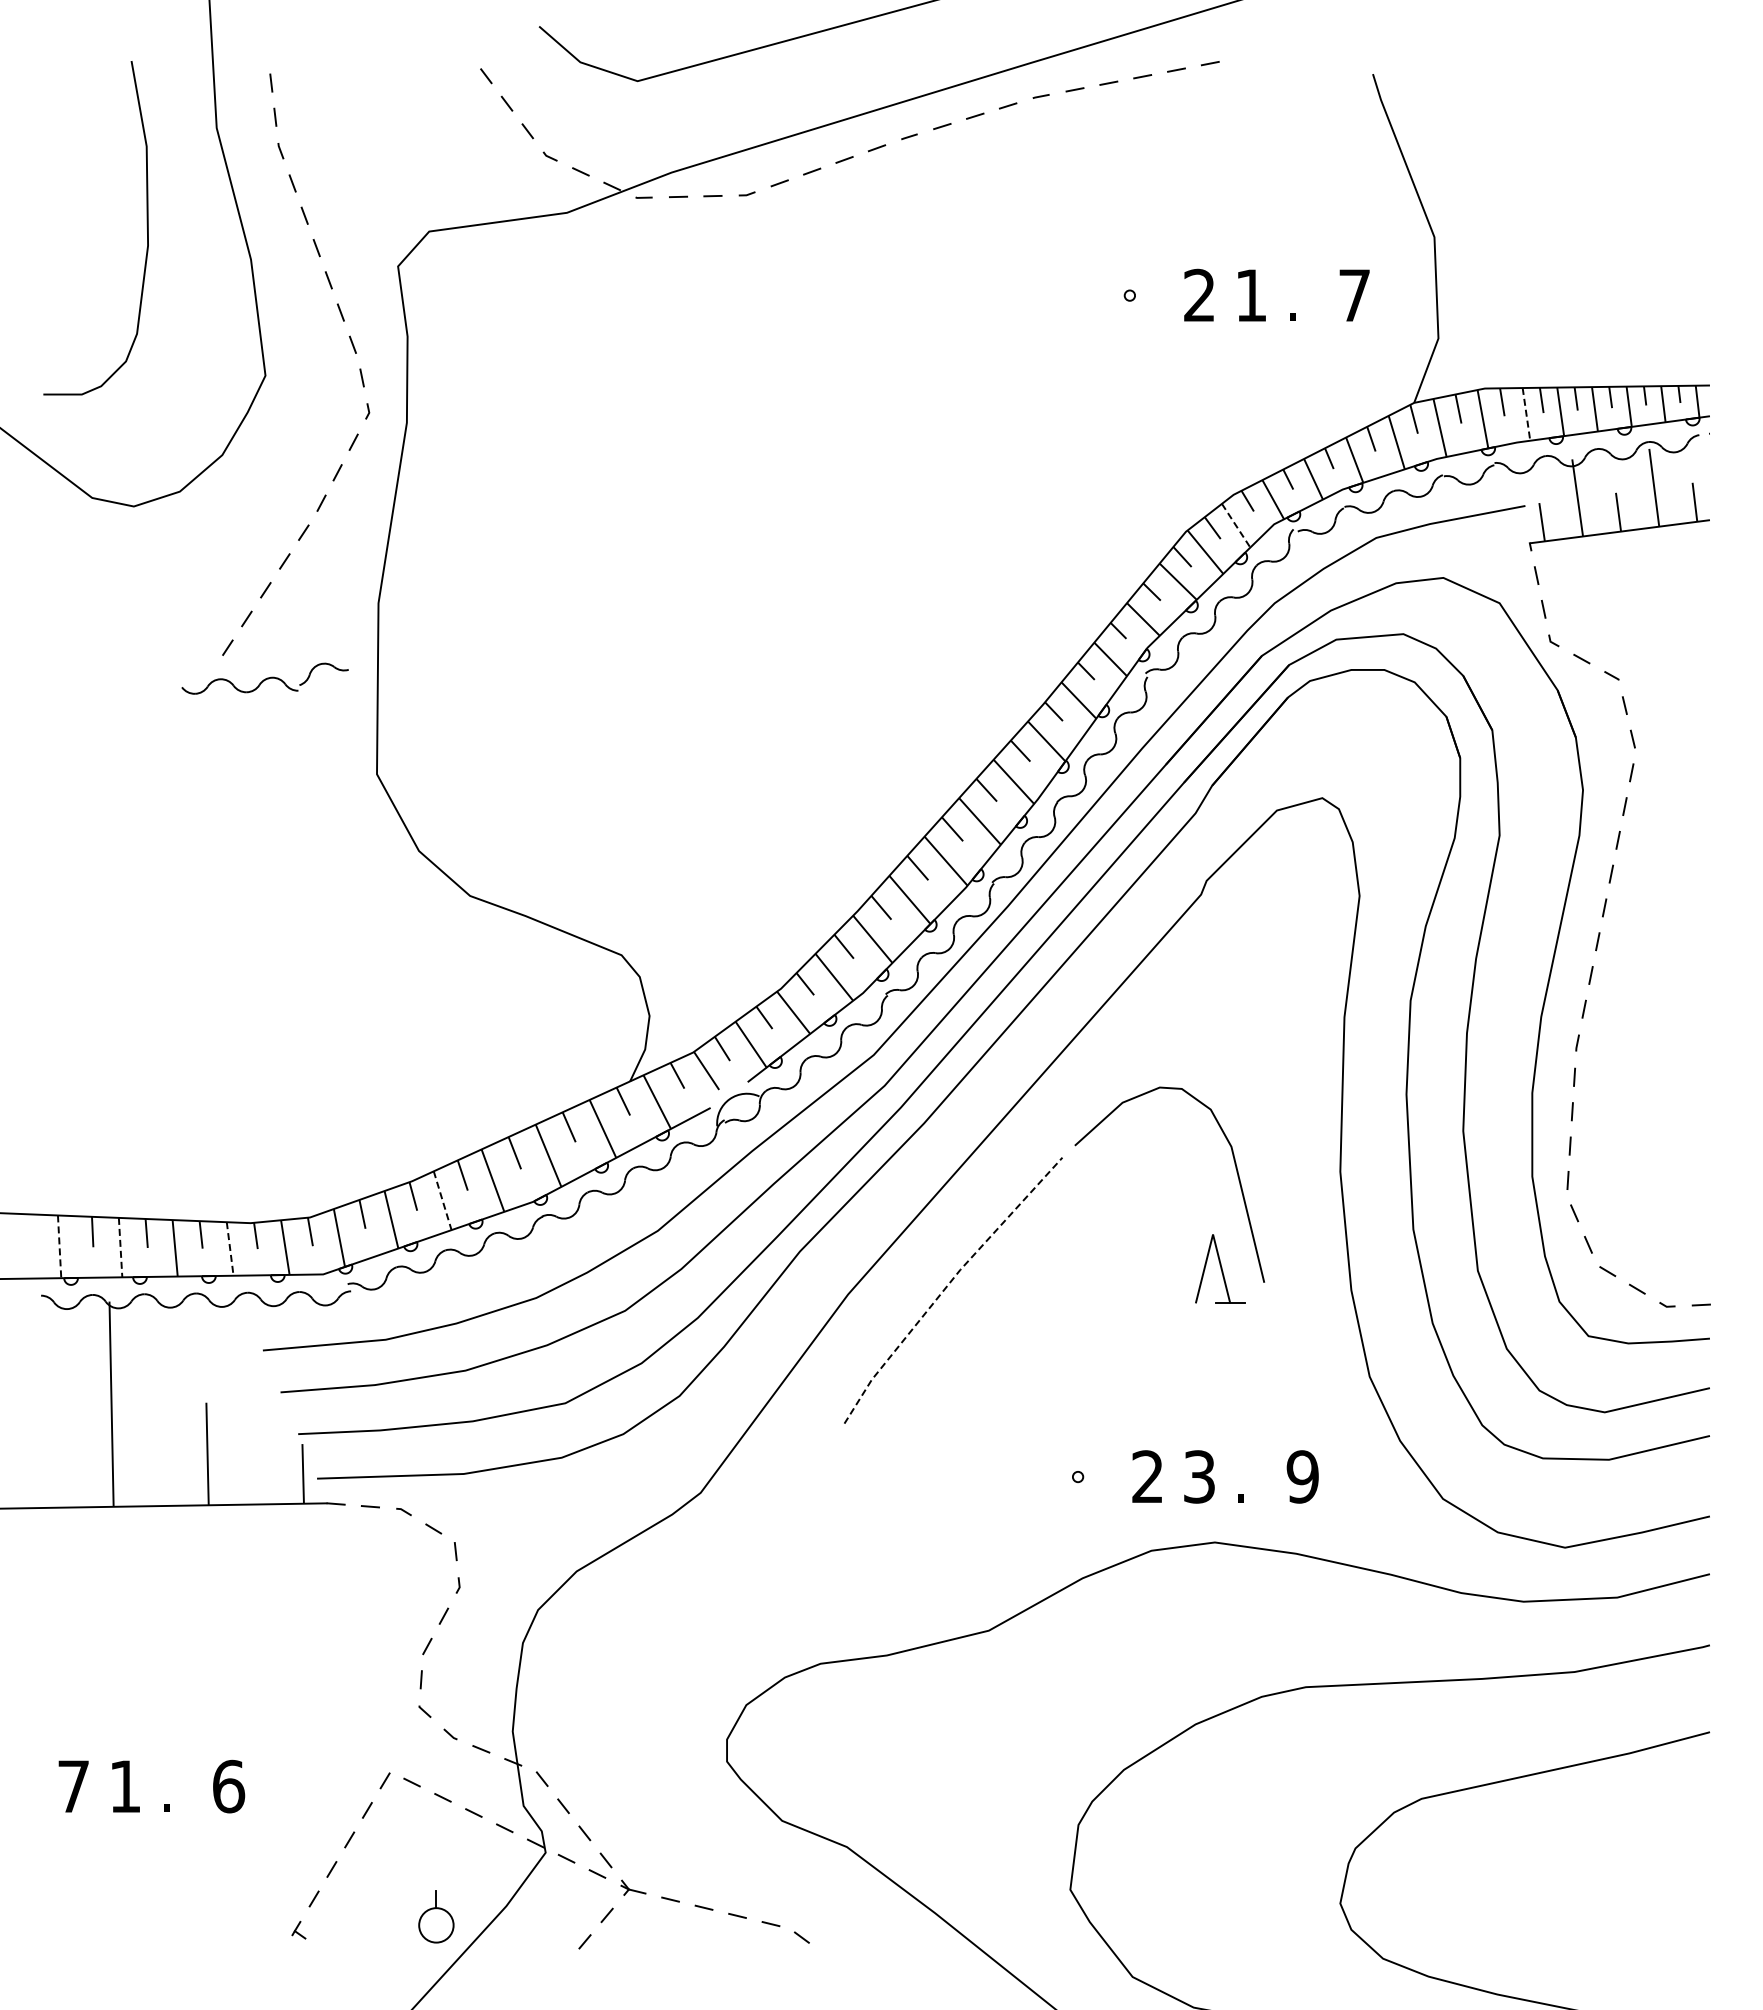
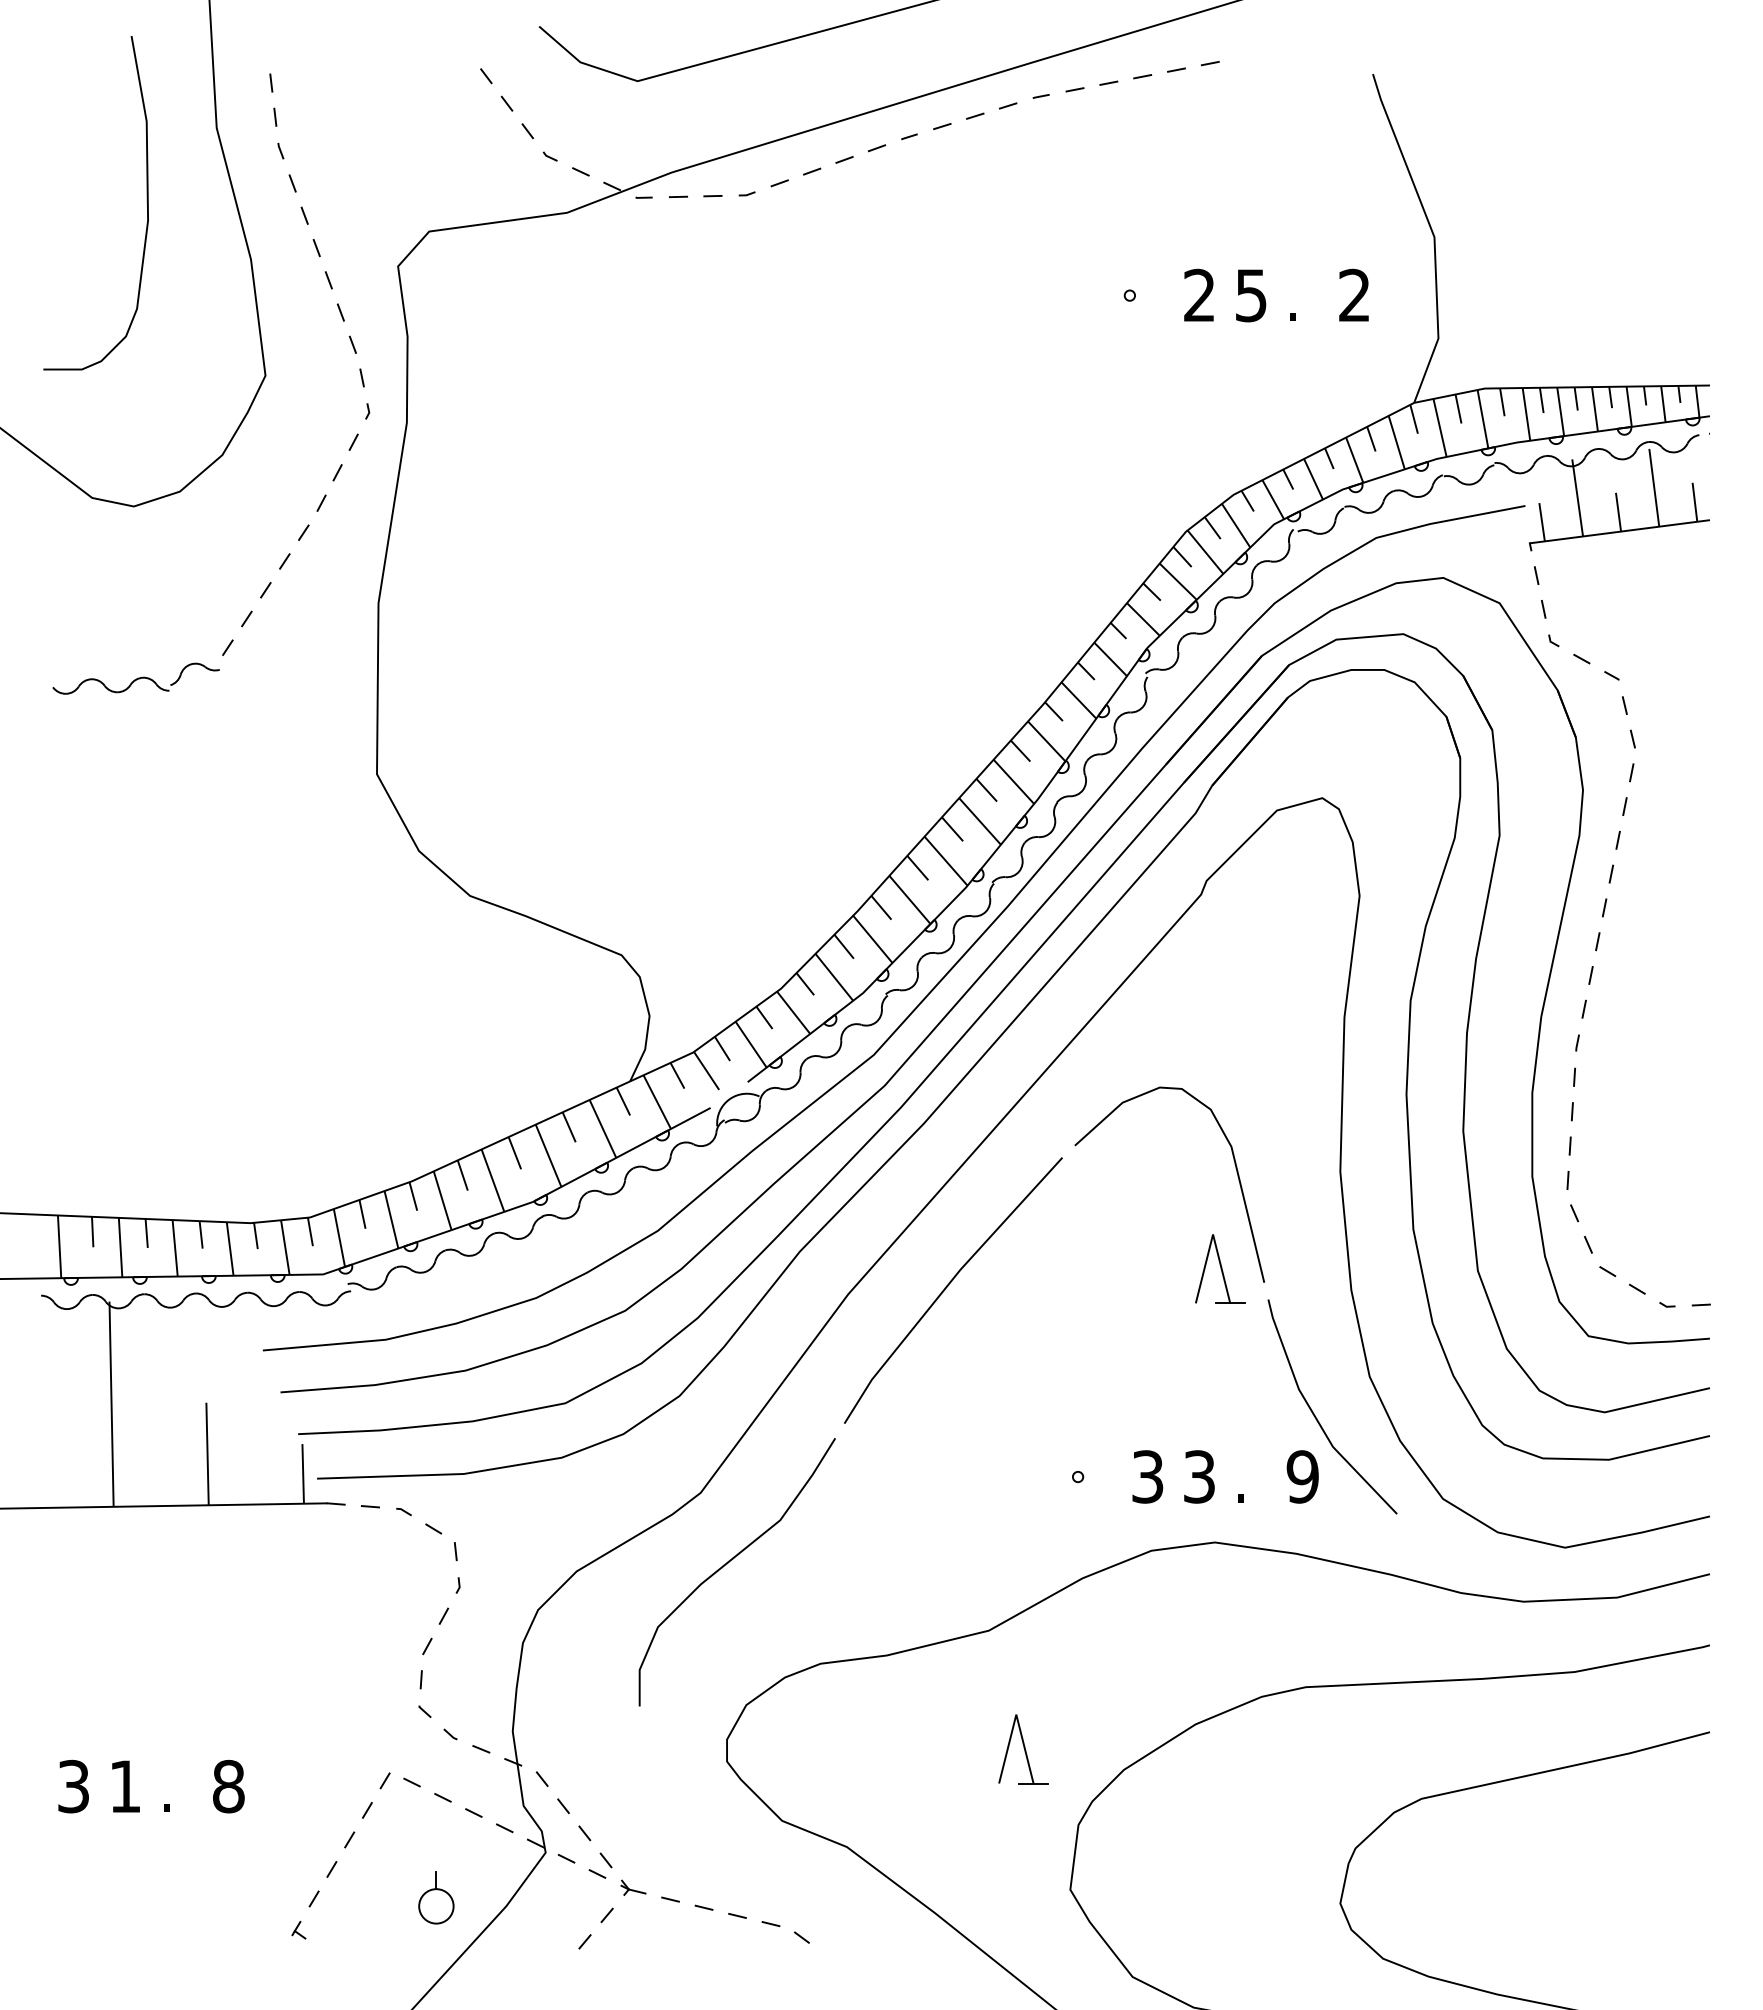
curve position: (146, 226) -> (146, 201) (146, 201)
text: 7 -> 2 (1354, 294)
text: 1 -> 5 (1251, 295)
line: dashed -> solid (1526, 414)
line: dashed -> solid (1236, 526)
part position: (264, 678) -> (135, 678) (135, 678)
line: dashed -> solid (442, 1200)
line: dashed -> solid (59, 1247)
line: dashed -> solid (120, 1247)
line: dashed -> solid (230, 1248)
line: dashed -> solid (947, 1286)
line: none -> present (1316, 1416)
text: 2 -> 3 (1147, 1476)
curve: none -> present (728, 1563)
part: none -> present (1023, 1749)
text: 7 -> 3 (73, 1786)
text: 6 -> 8 (229, 1786)
part position: (436, 1916) -> (436, 1897) (436, 1897)
